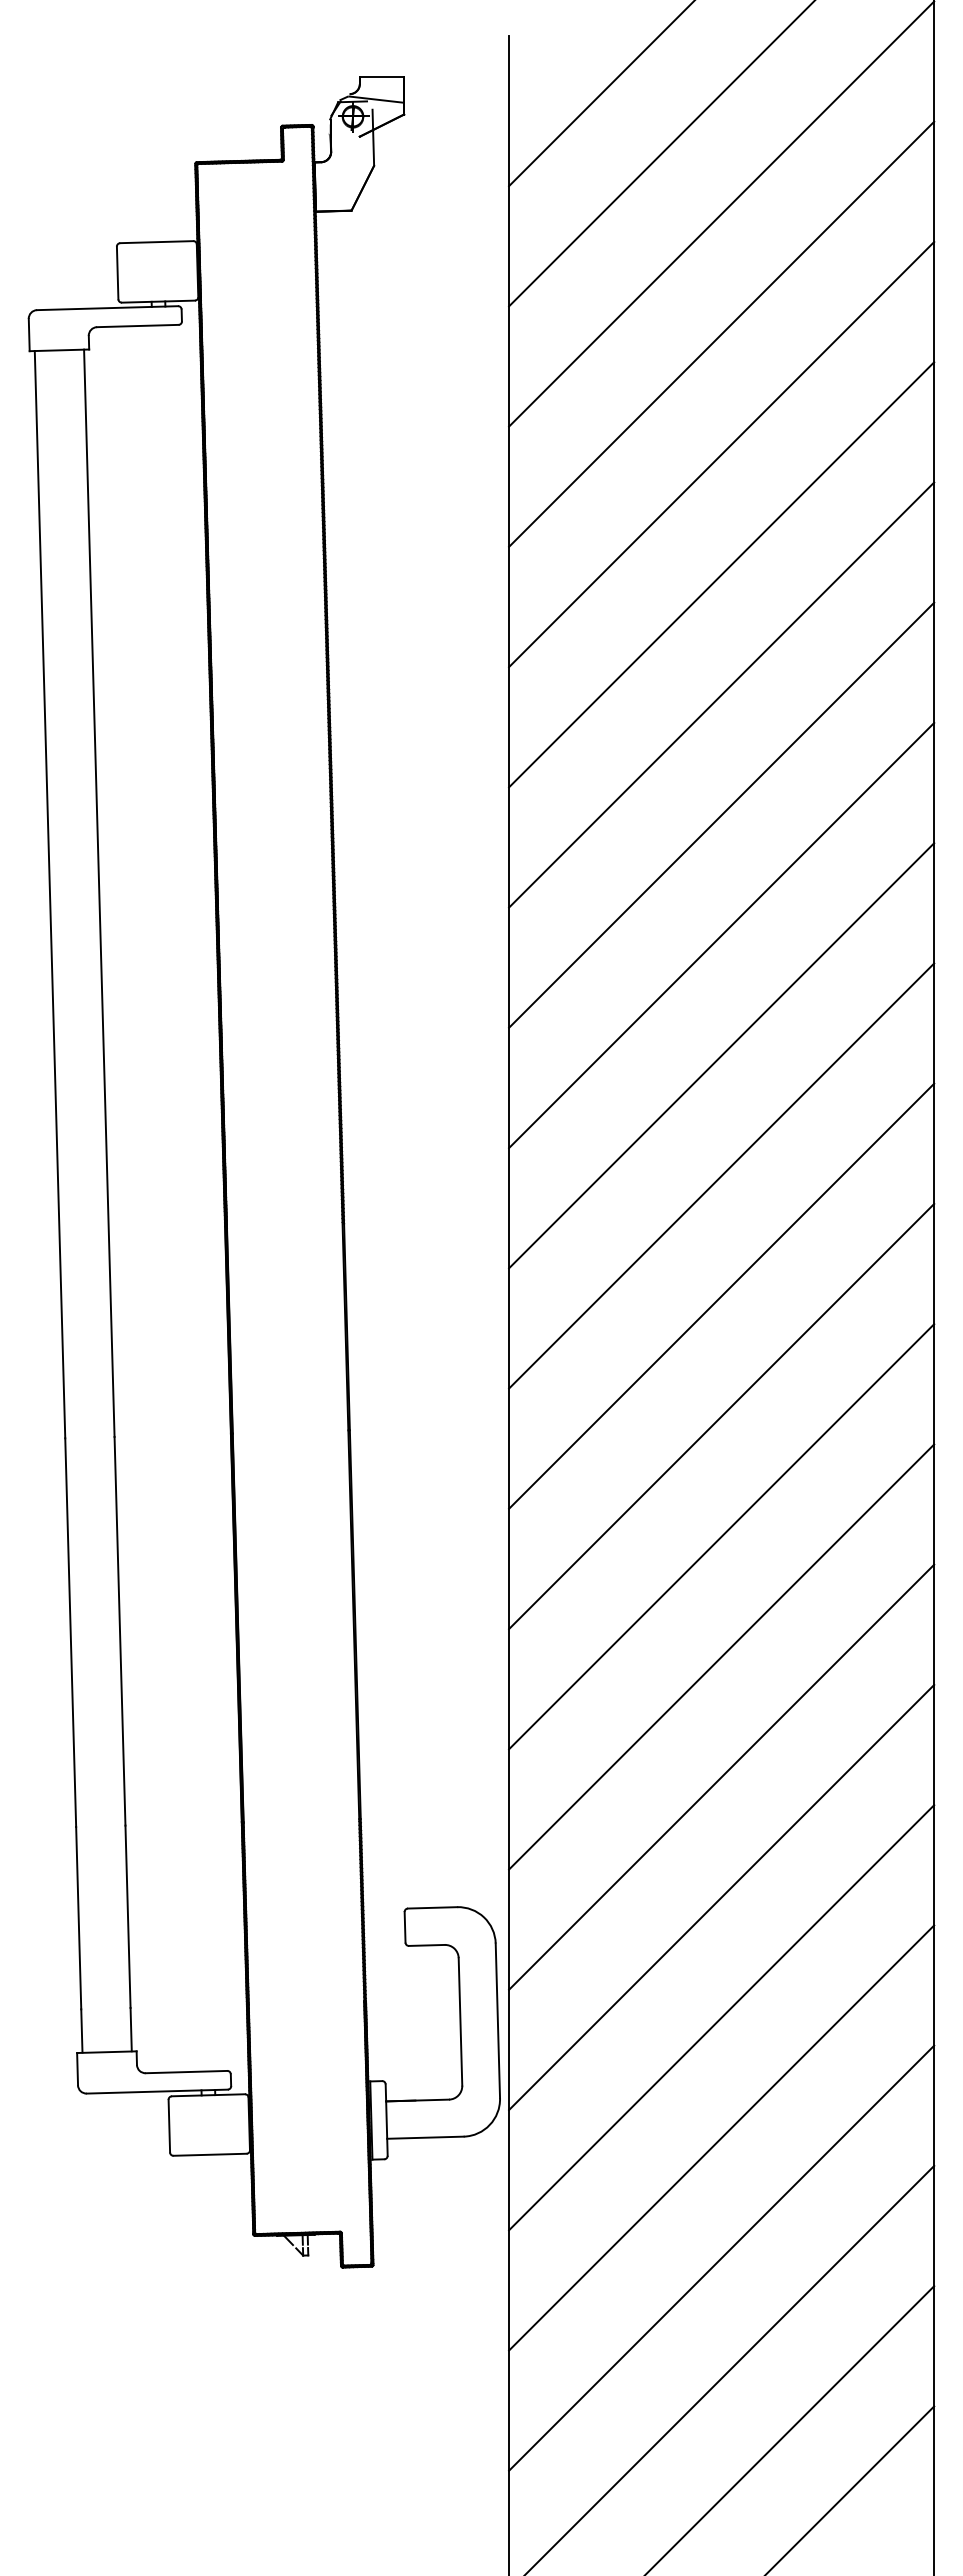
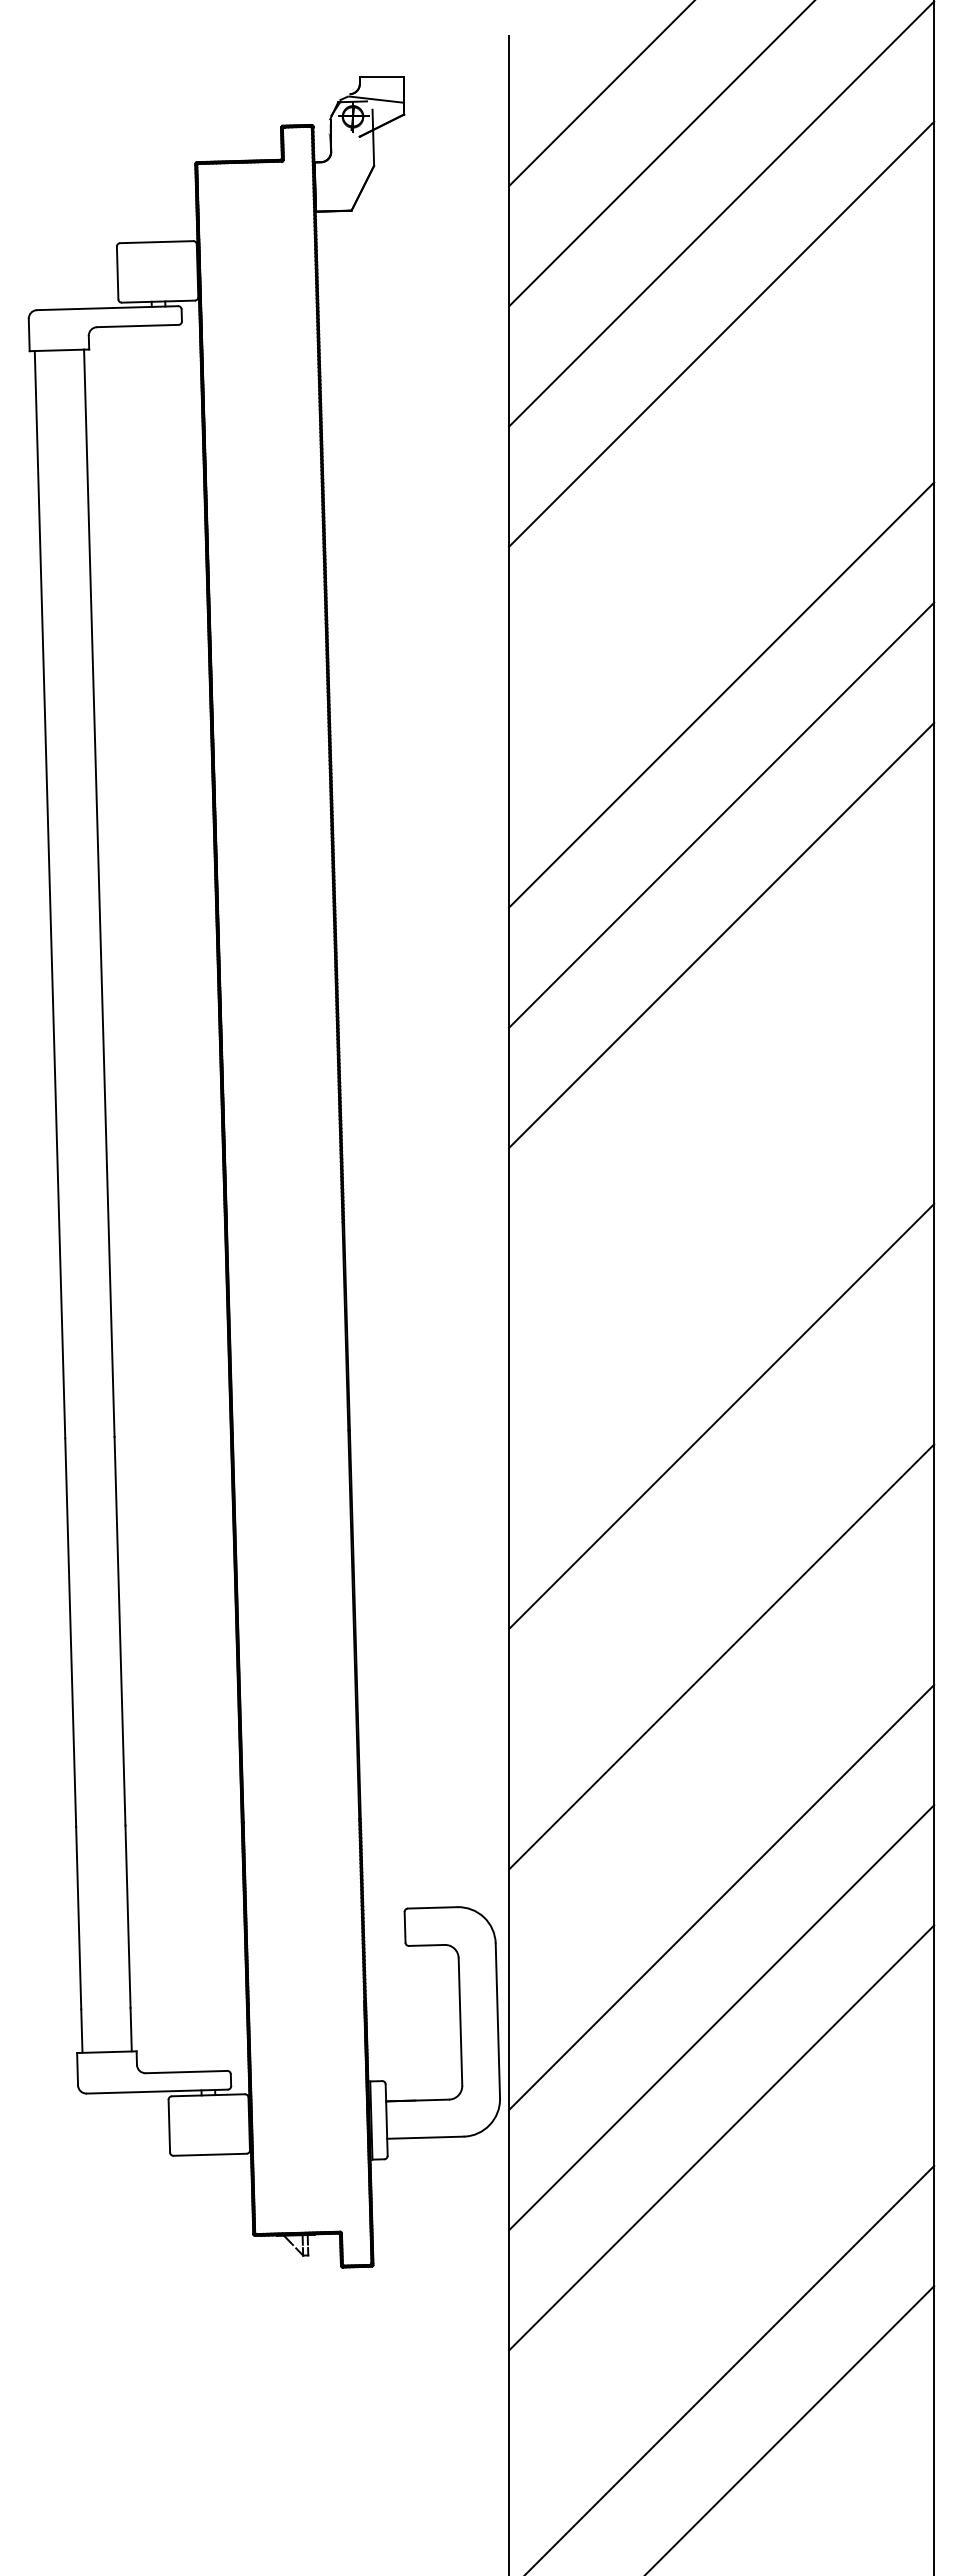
line: present -> none (721, 454)
line: present -> none (721, 574)
line: present -> none (721, 1055)
line: present -> none (721, 1175)
line: present -> none (721, 1295)
line: present -> none (721, 1536)
line: present -> none (721, 1776)
line: present -> none (721, 2257)
line: present -> none (850, 2489)
